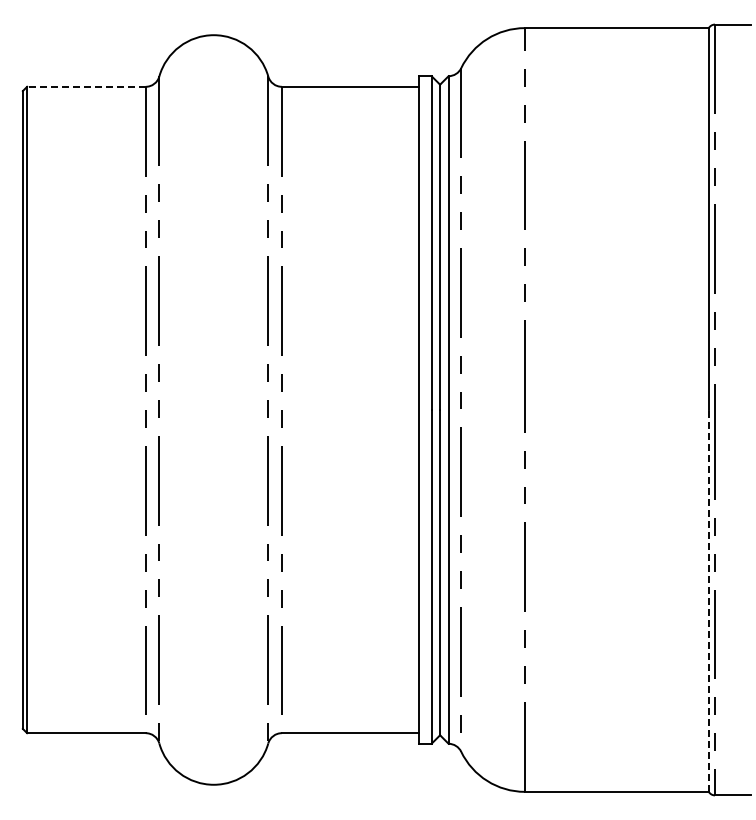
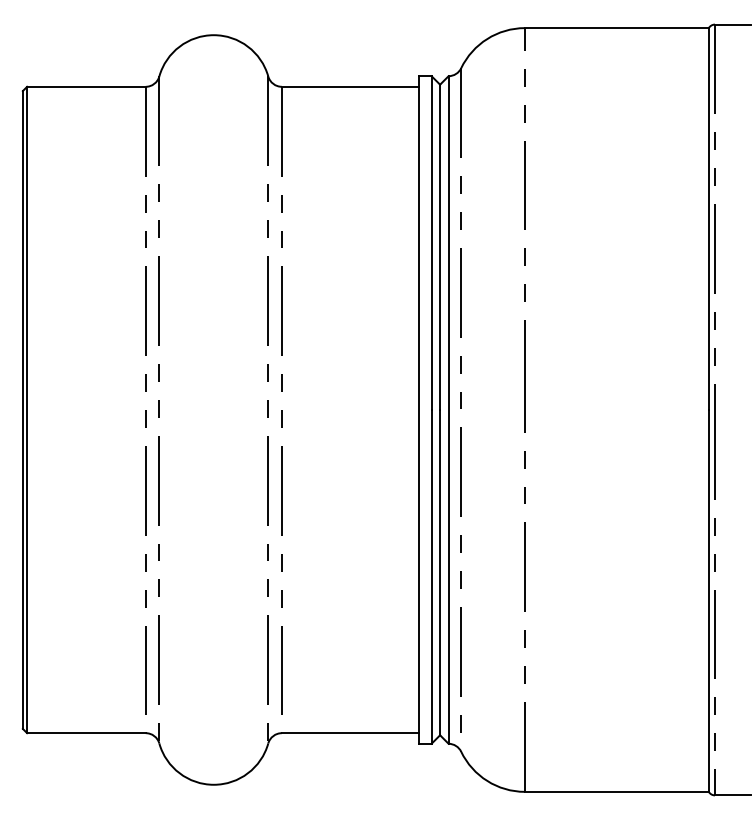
line: dashed -> solid (85, 86)
line: dashed -> solid (708, 600)
